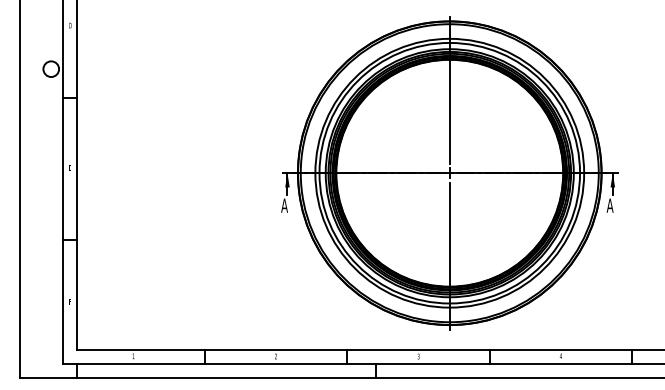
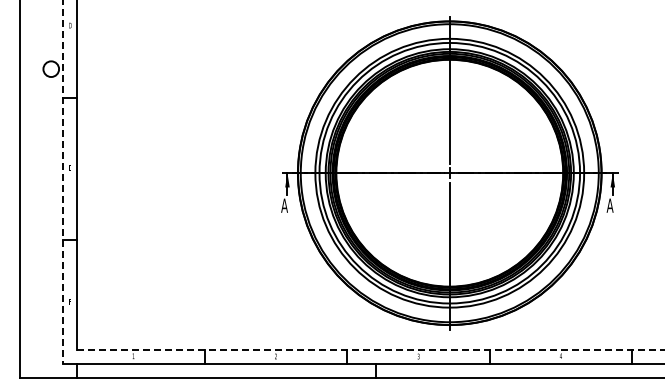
line: solid -> dashed (62, 182)
line: solid -> dashed (370, 349)
